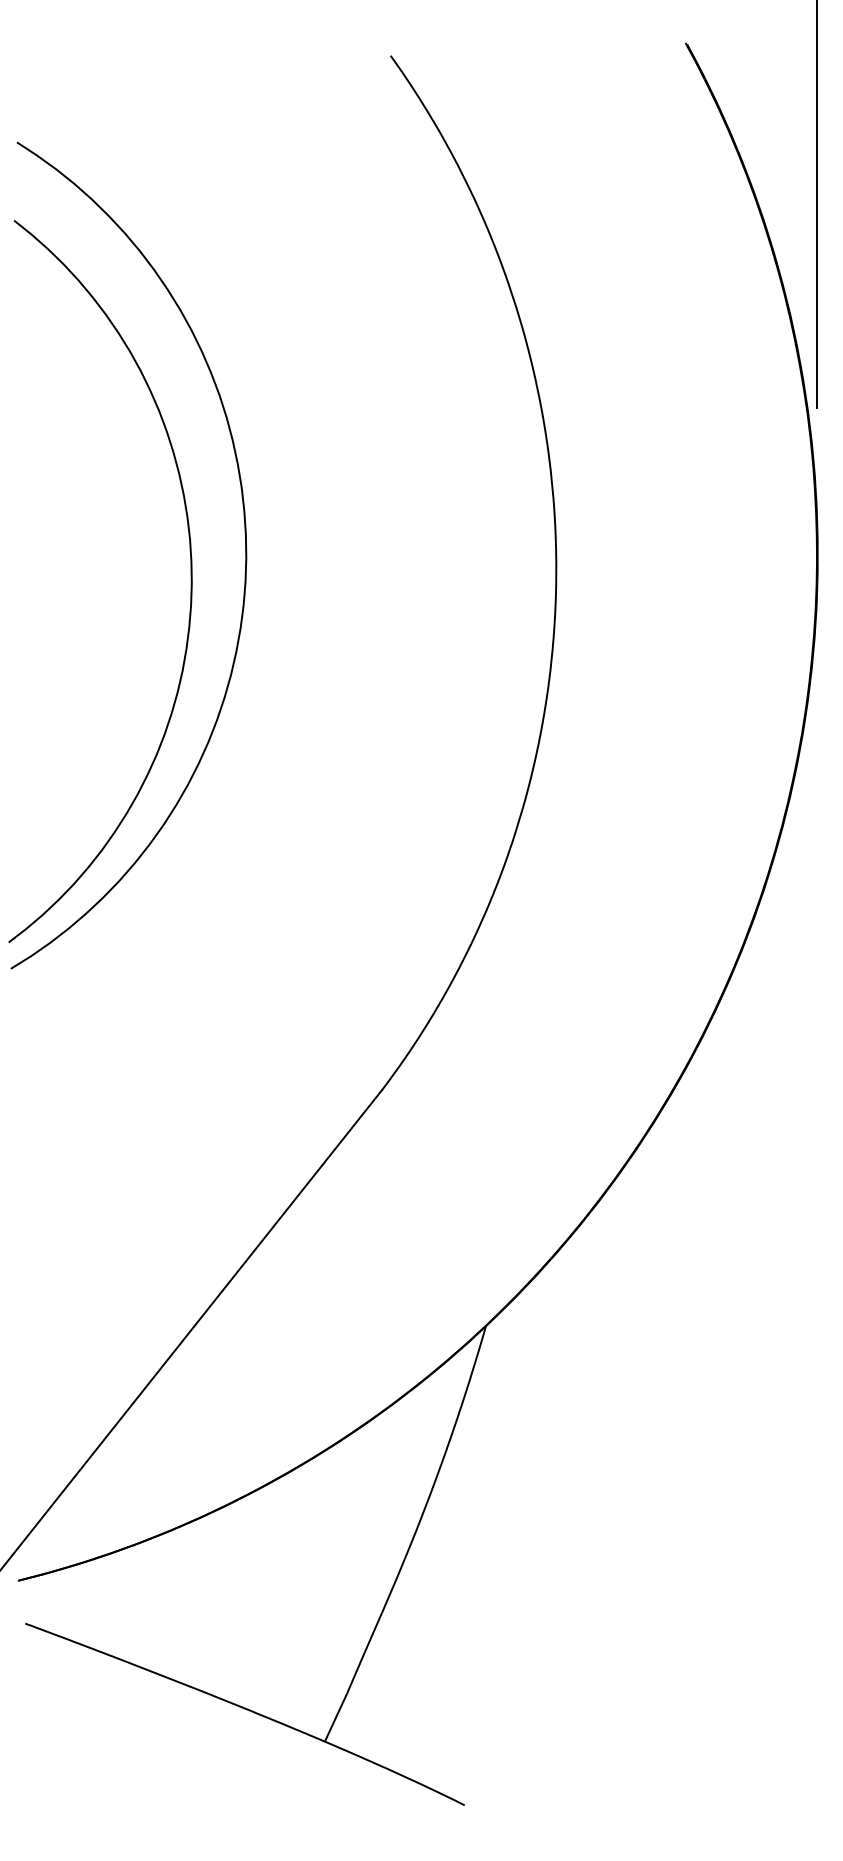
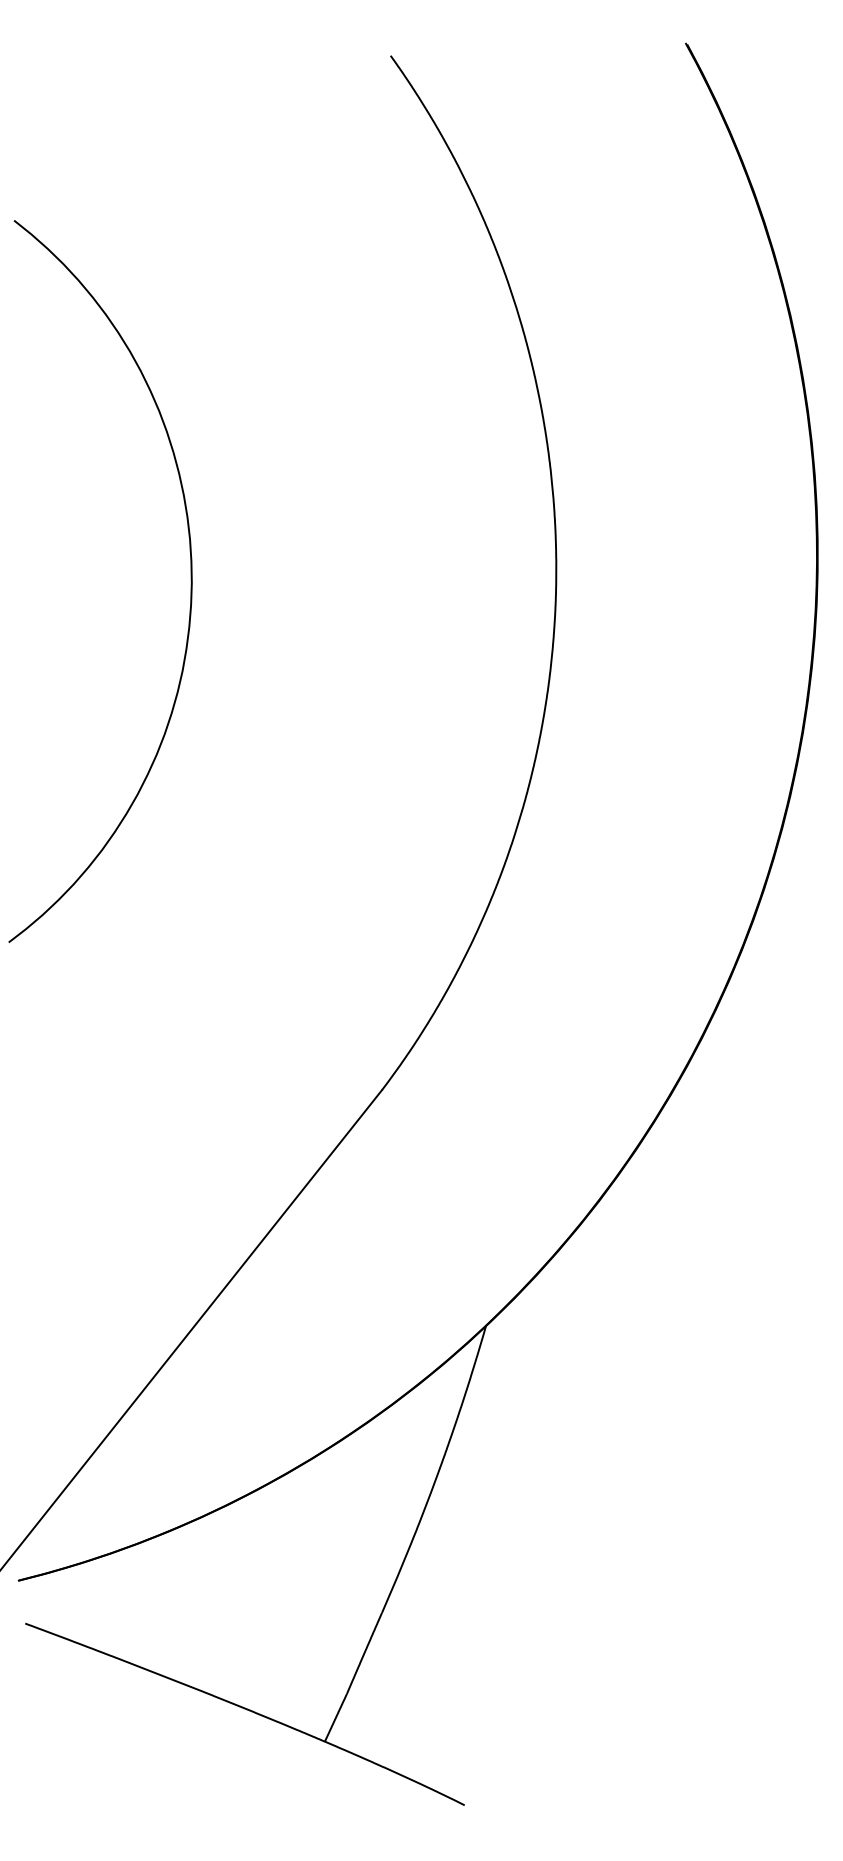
line: present -> none (817, 205)
curve: present -> none (245, 555)
